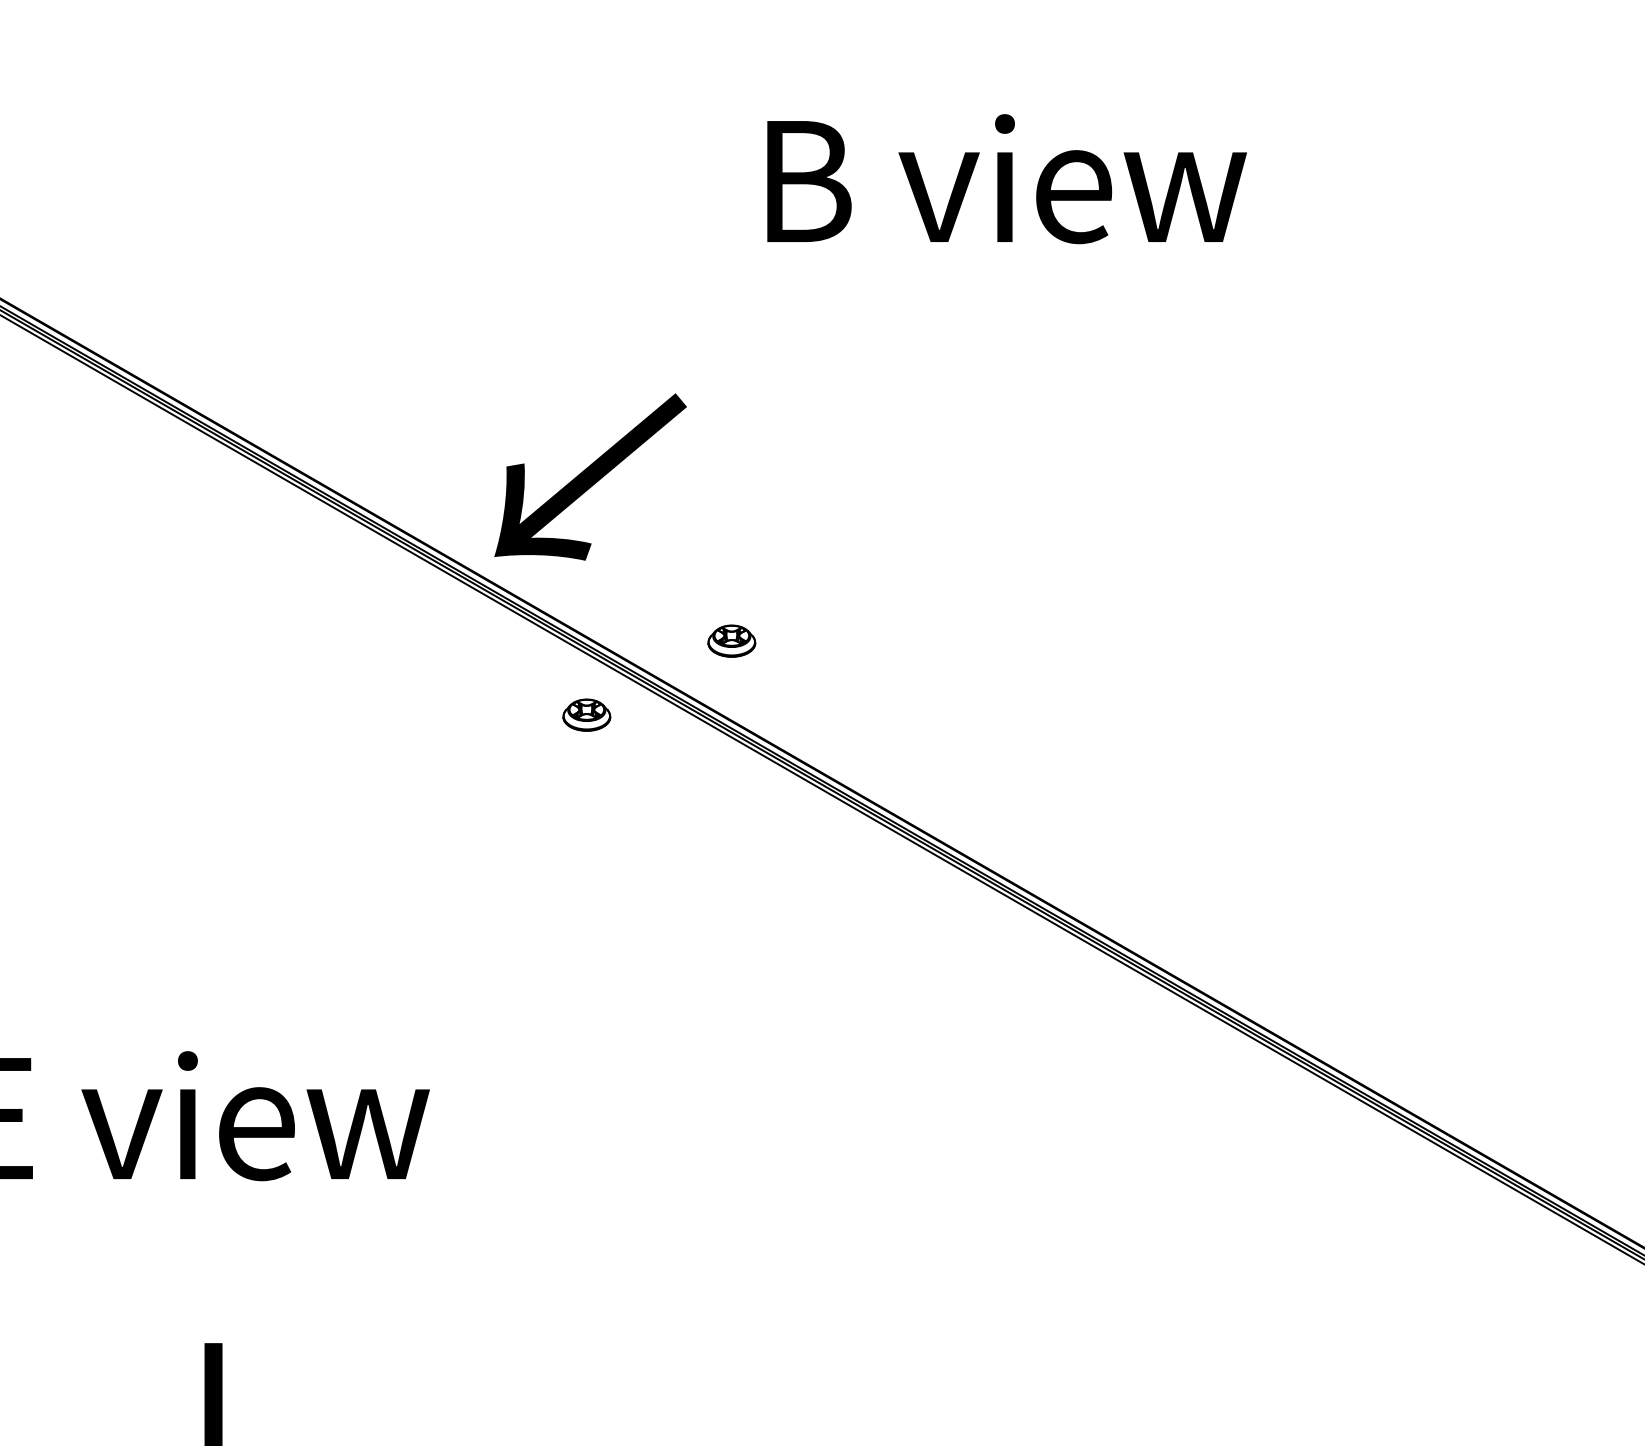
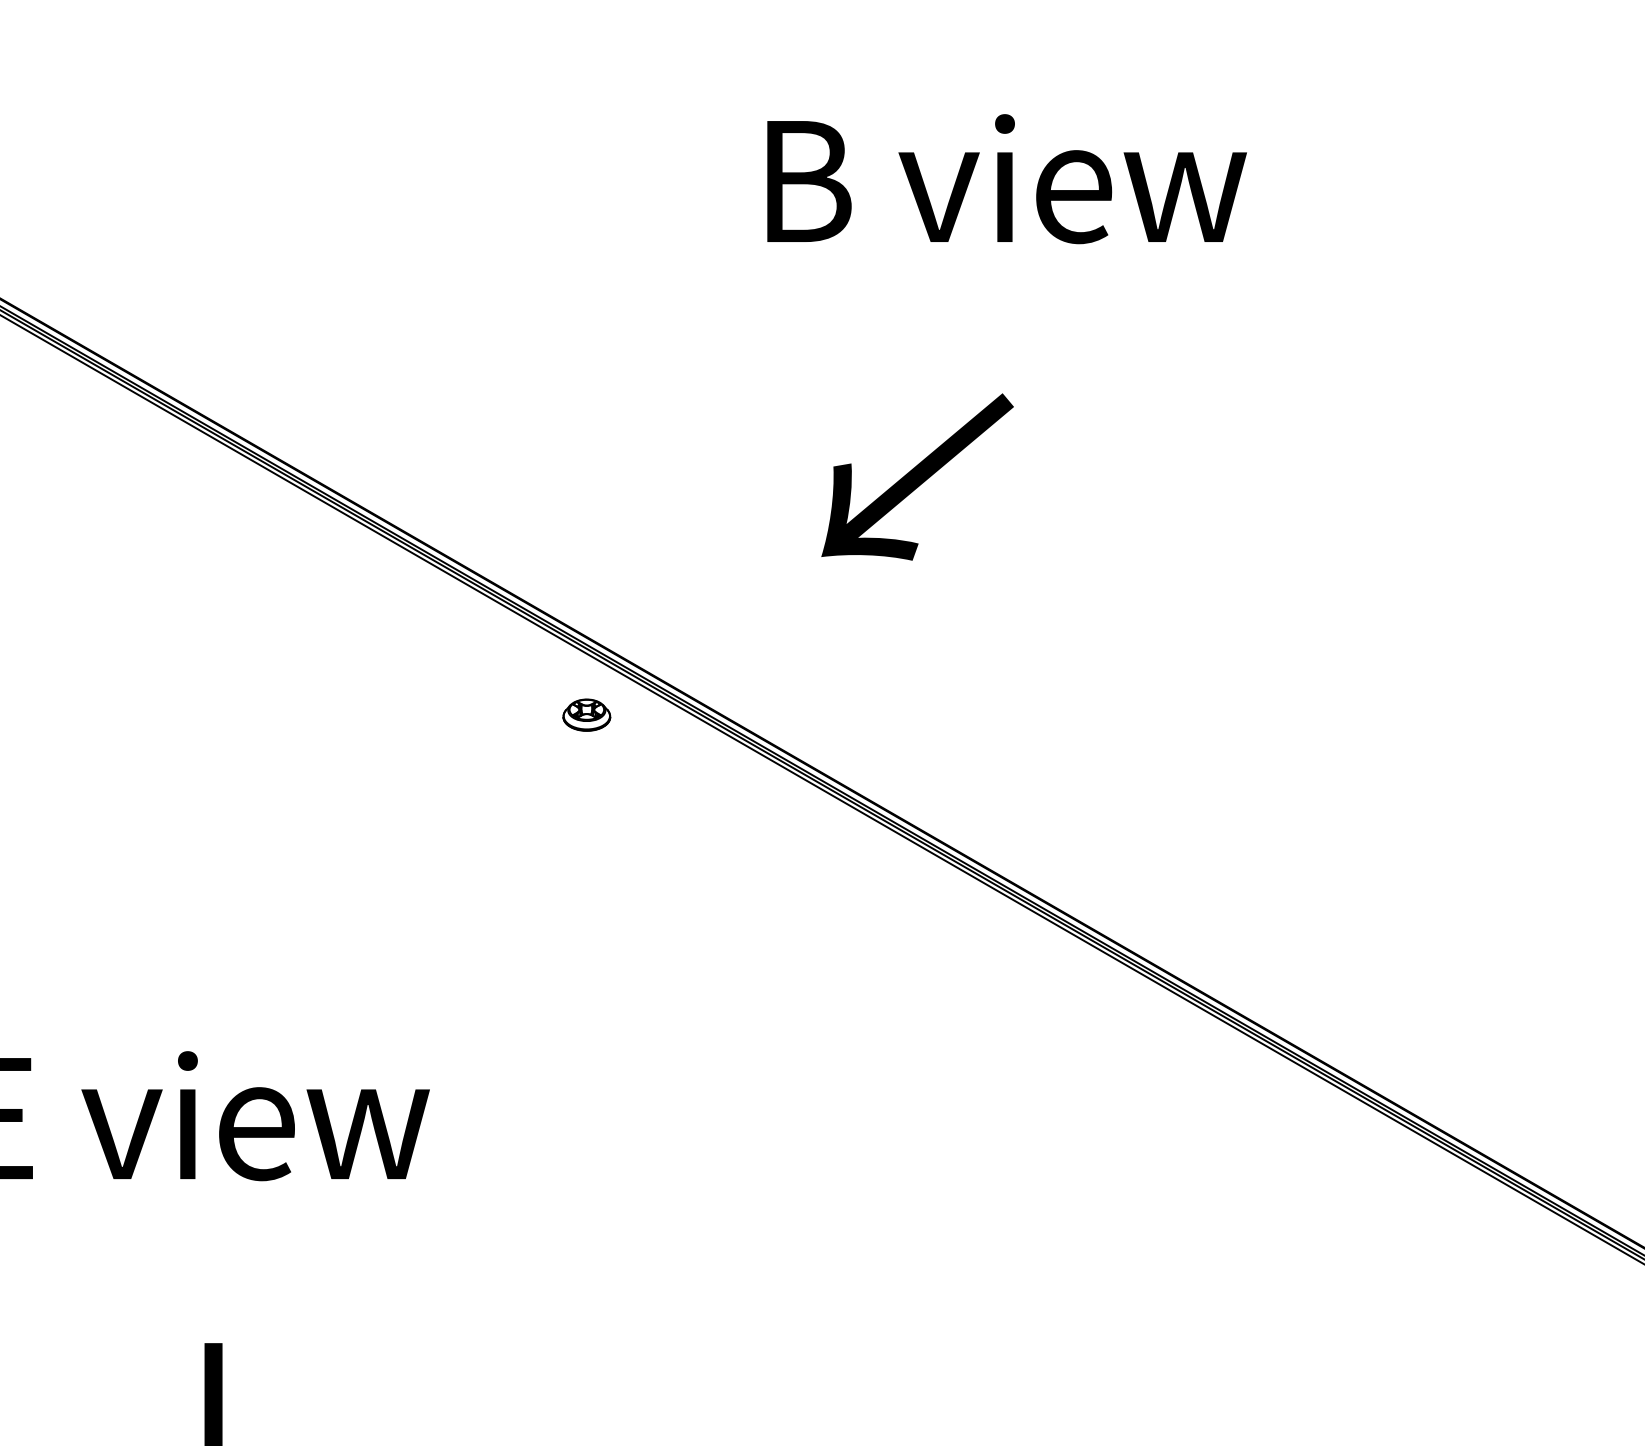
text position: (590, 476) -> (917, 476) (917, 476)
part: present -> none (731, 640)
